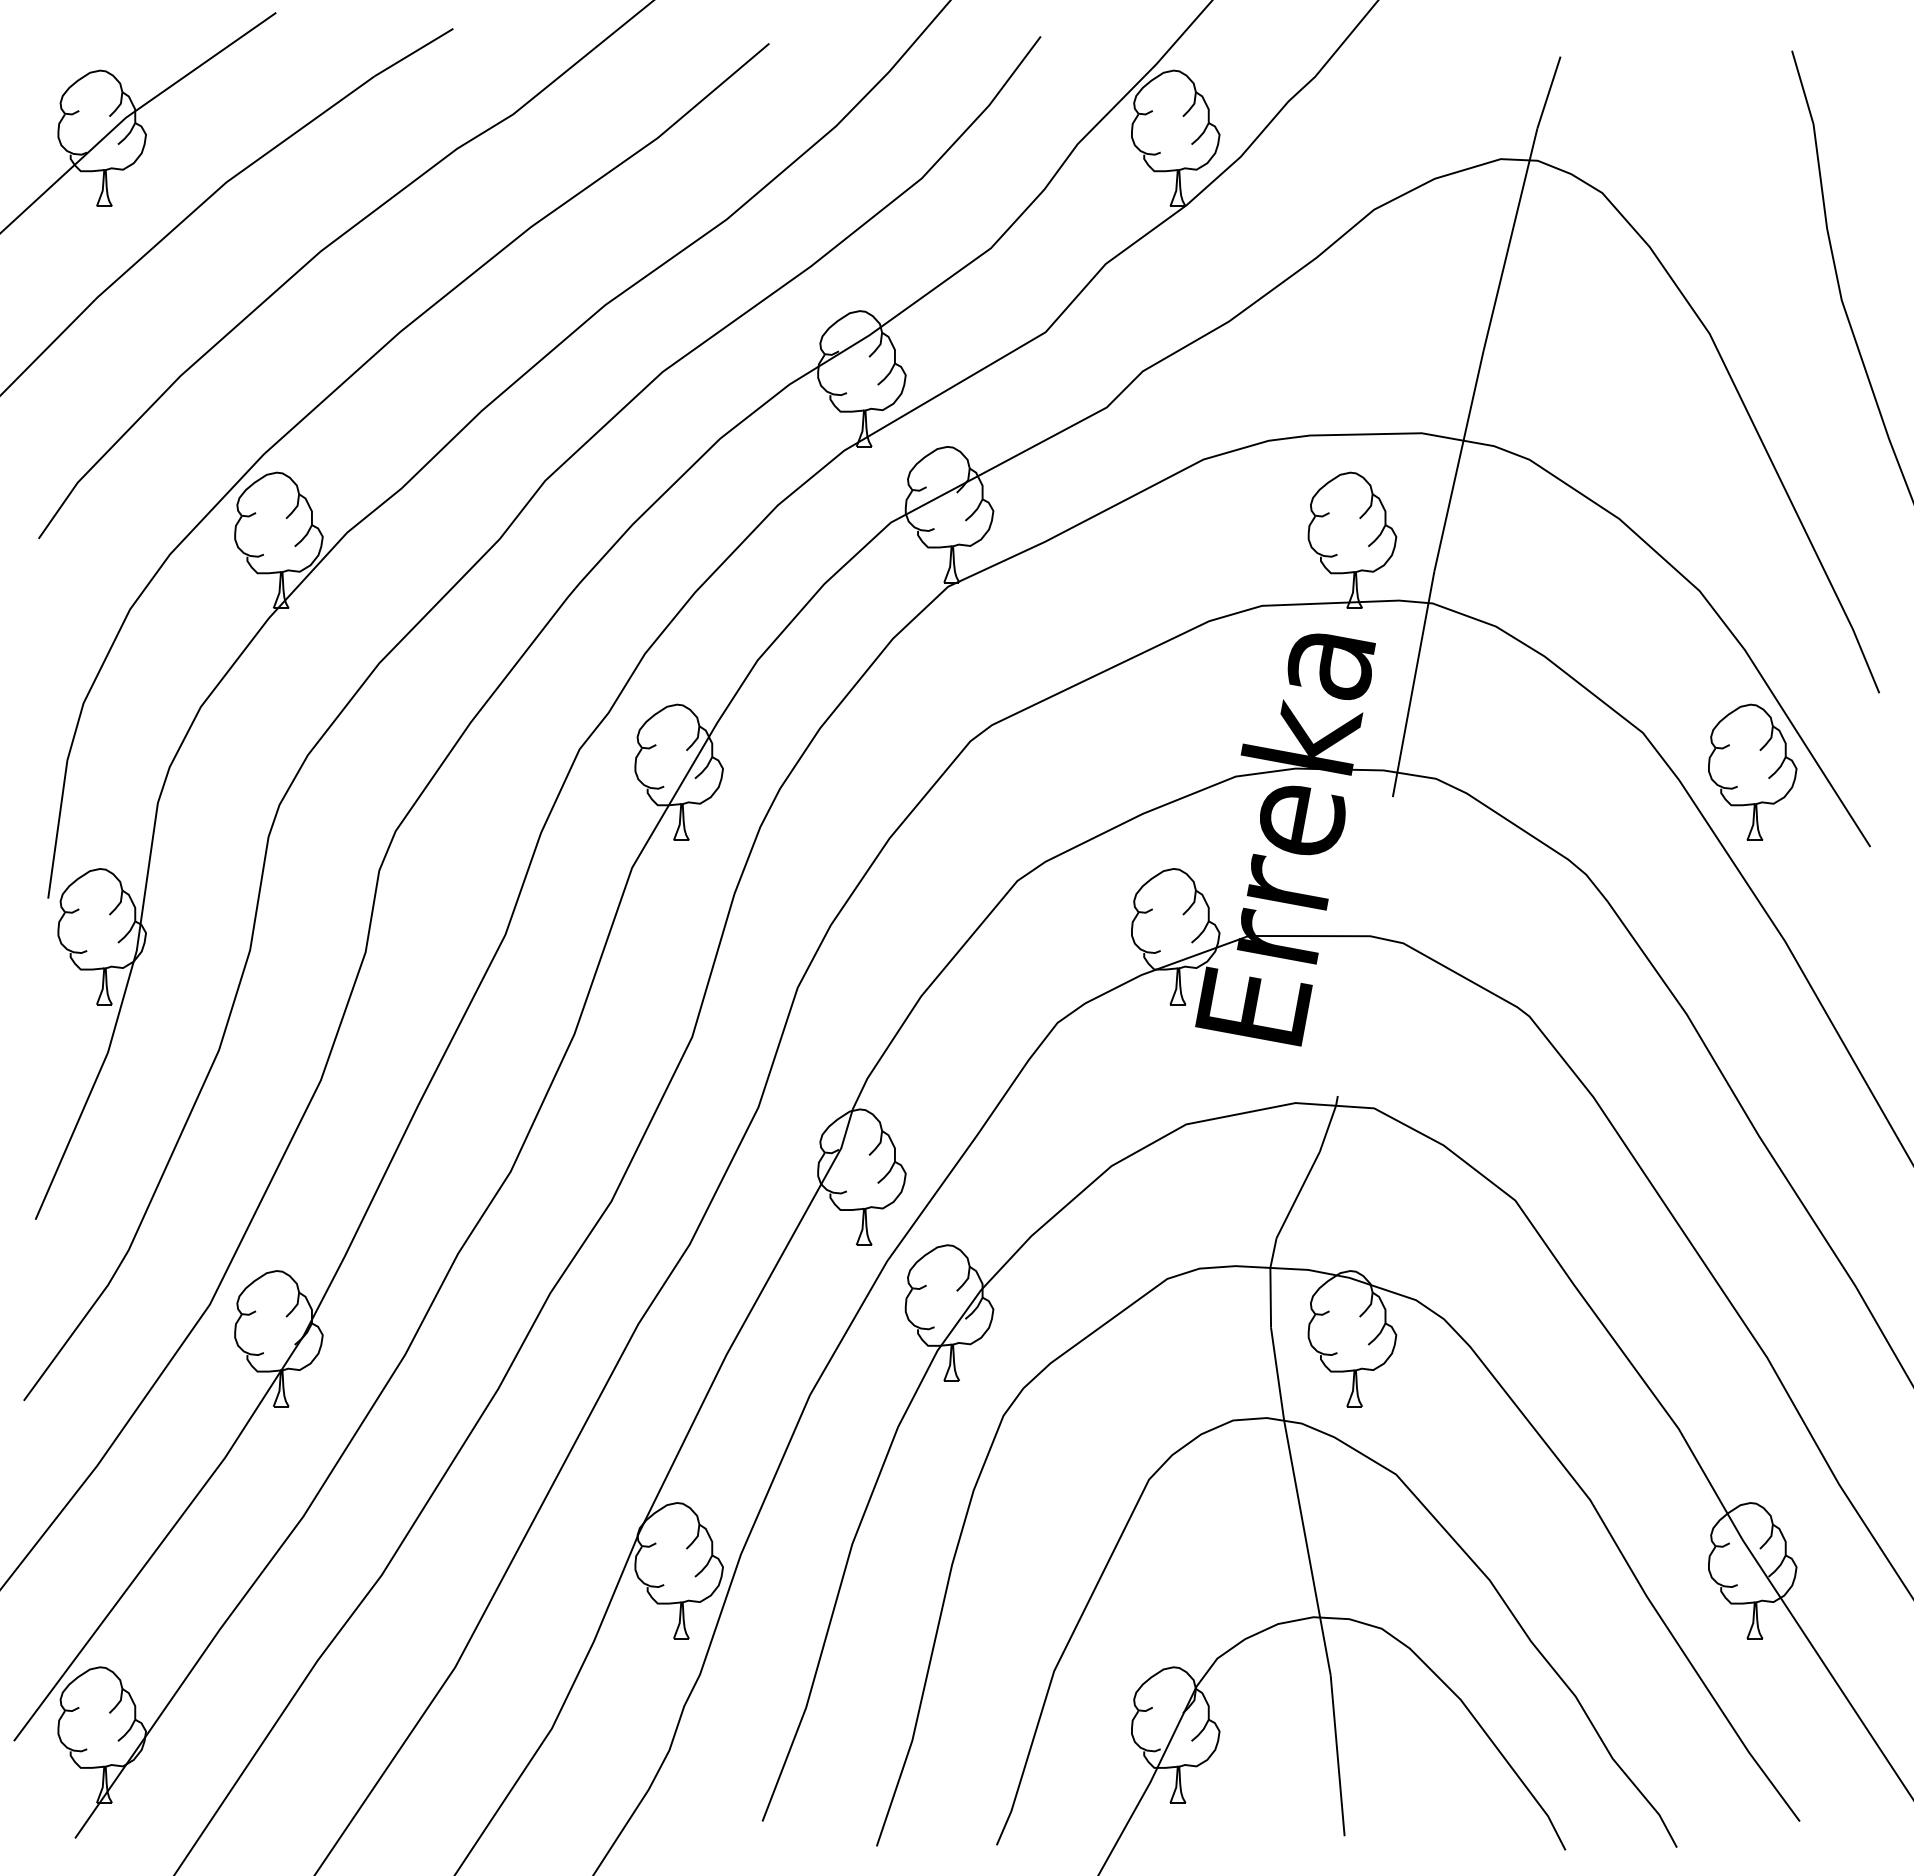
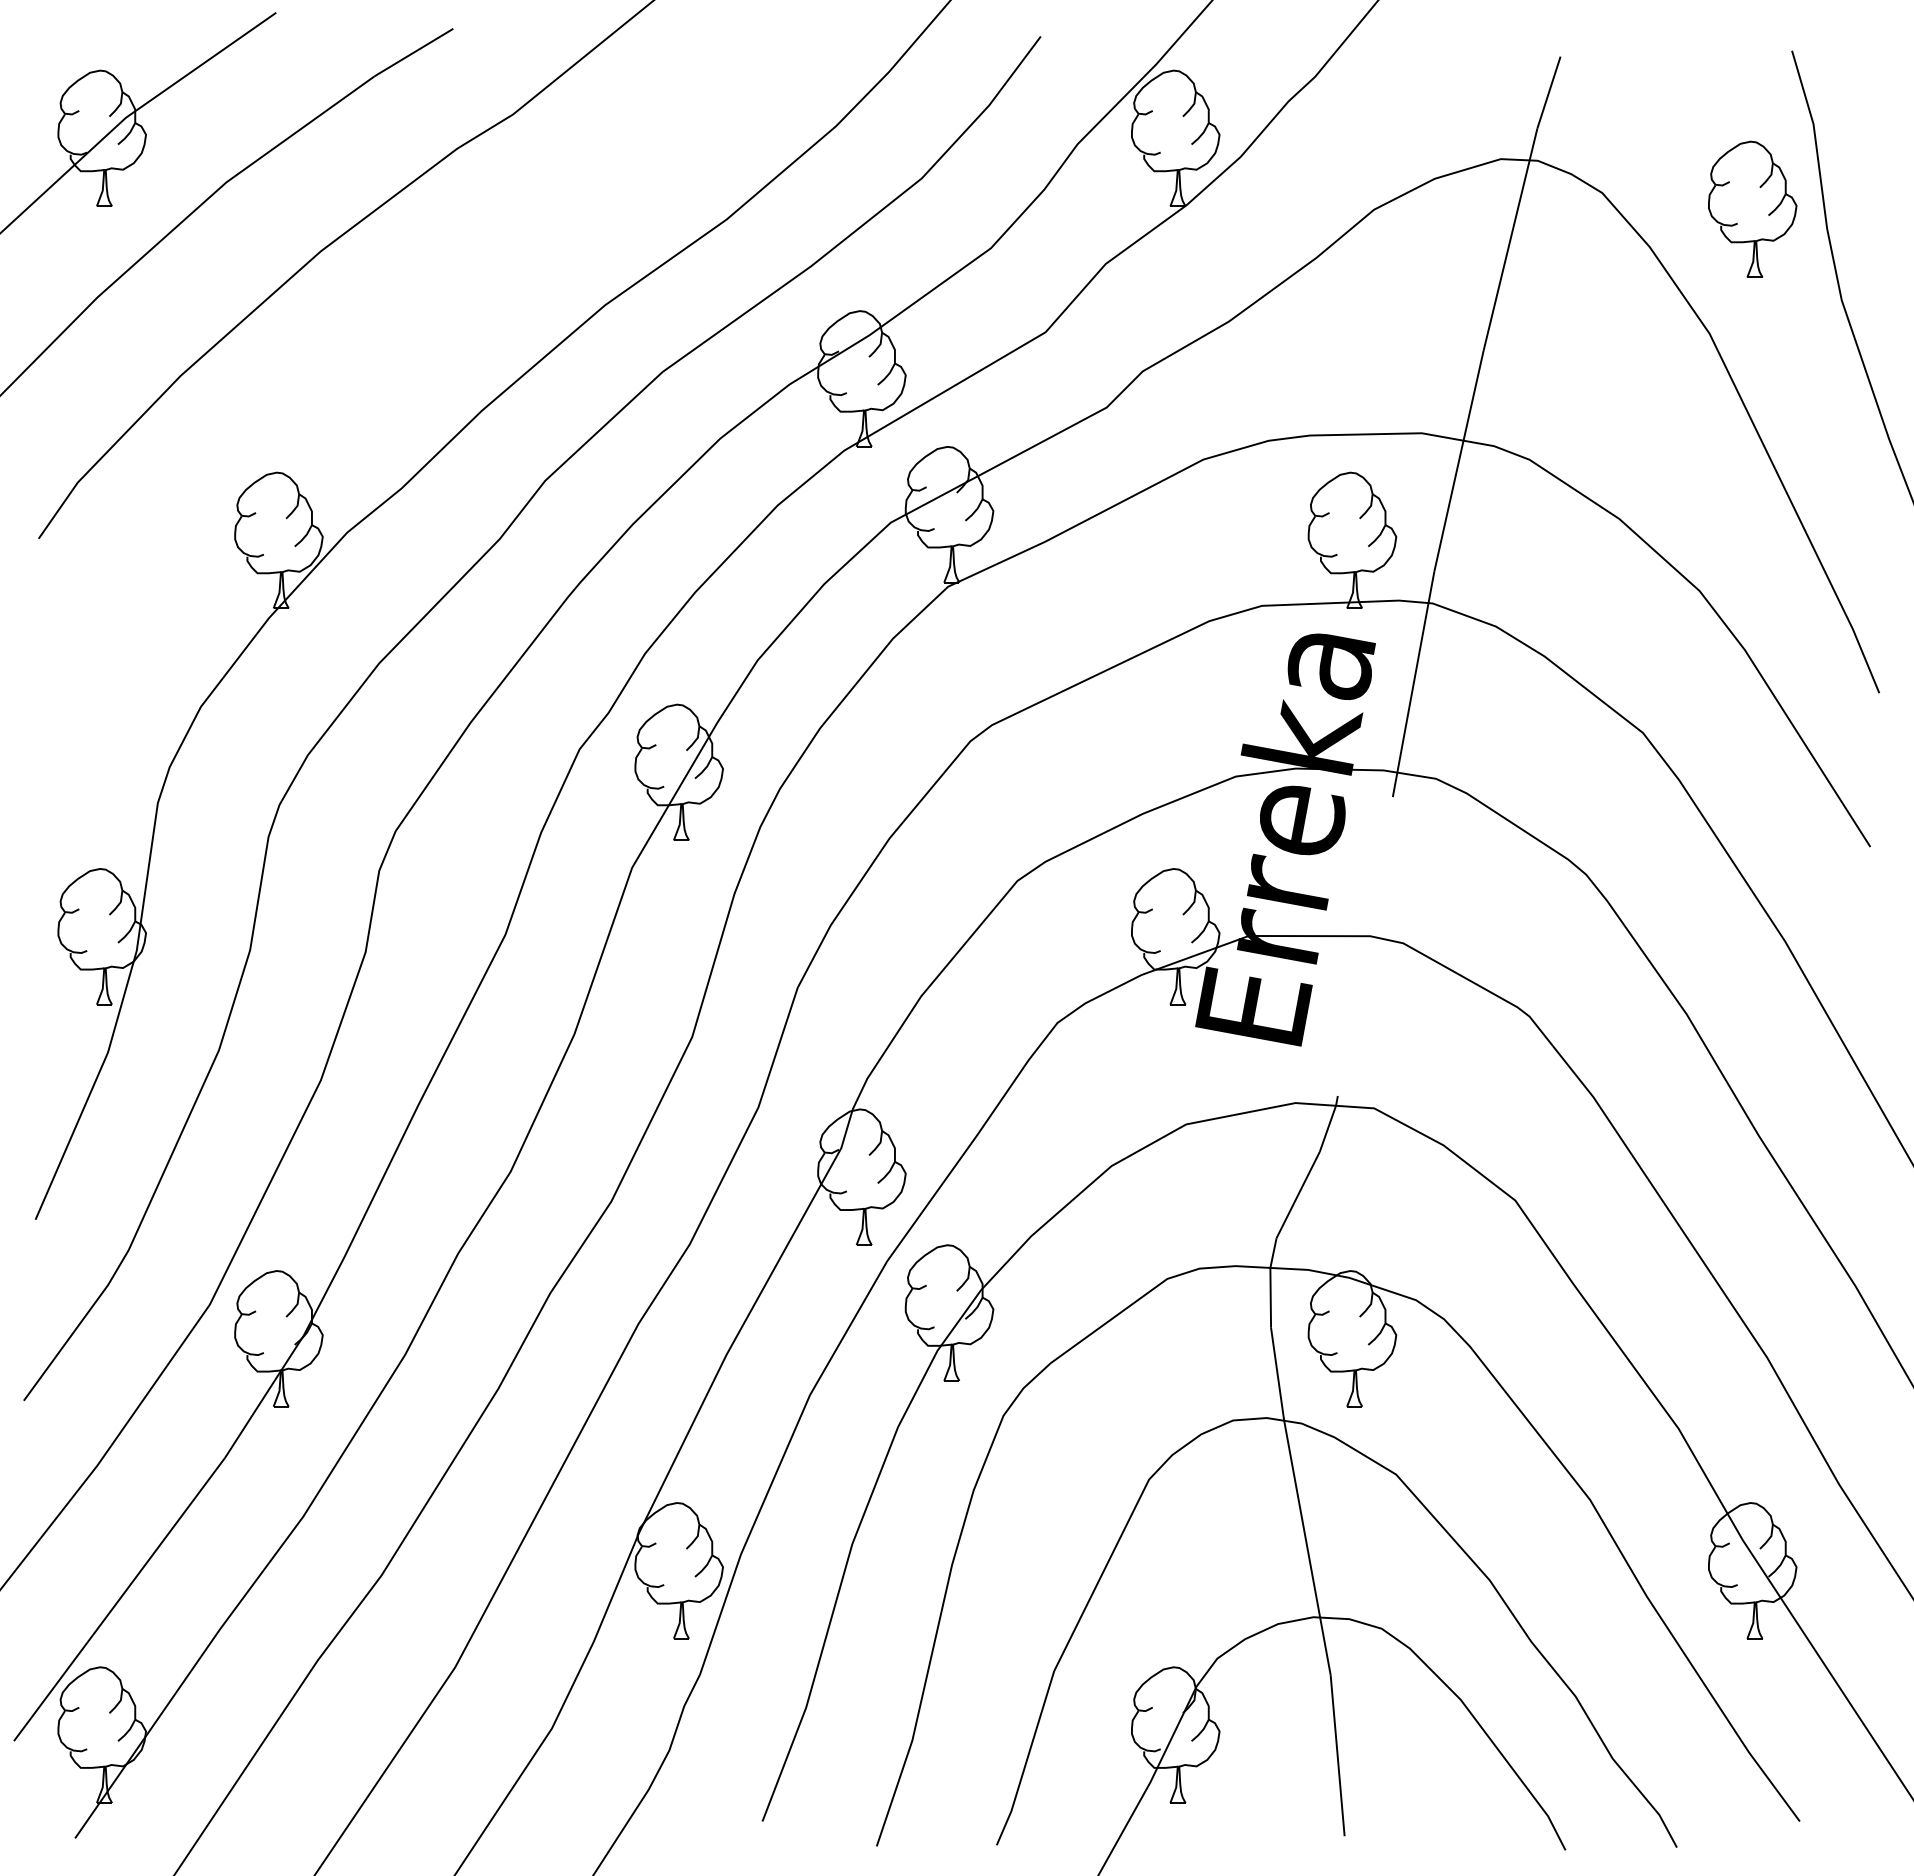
curve: present -> none (332, 394)
part position: (1752, 771) -> (1752, 208) (1752, 208)
